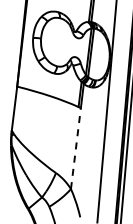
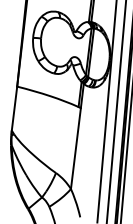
line: none -> present (116, 111)
line: dashed -> solid (75, 148)
